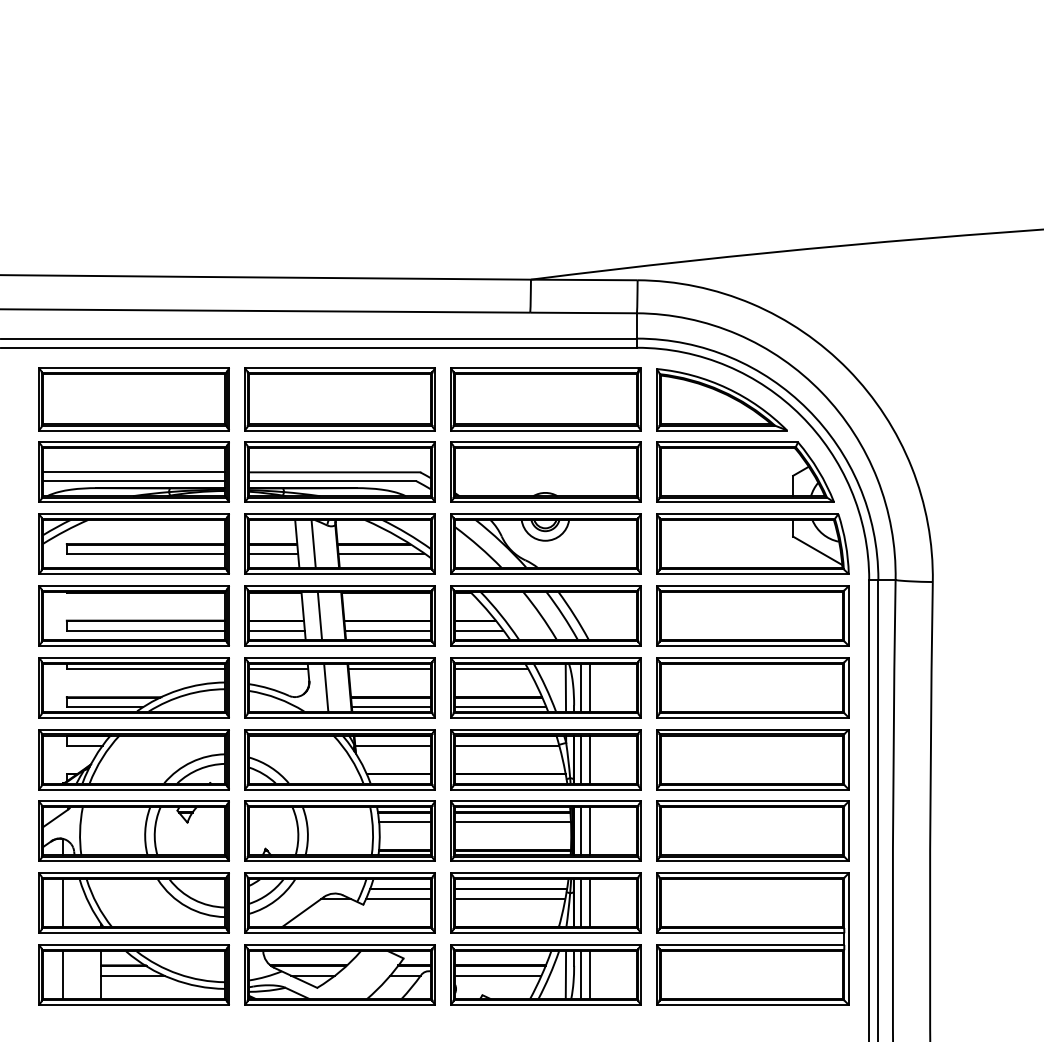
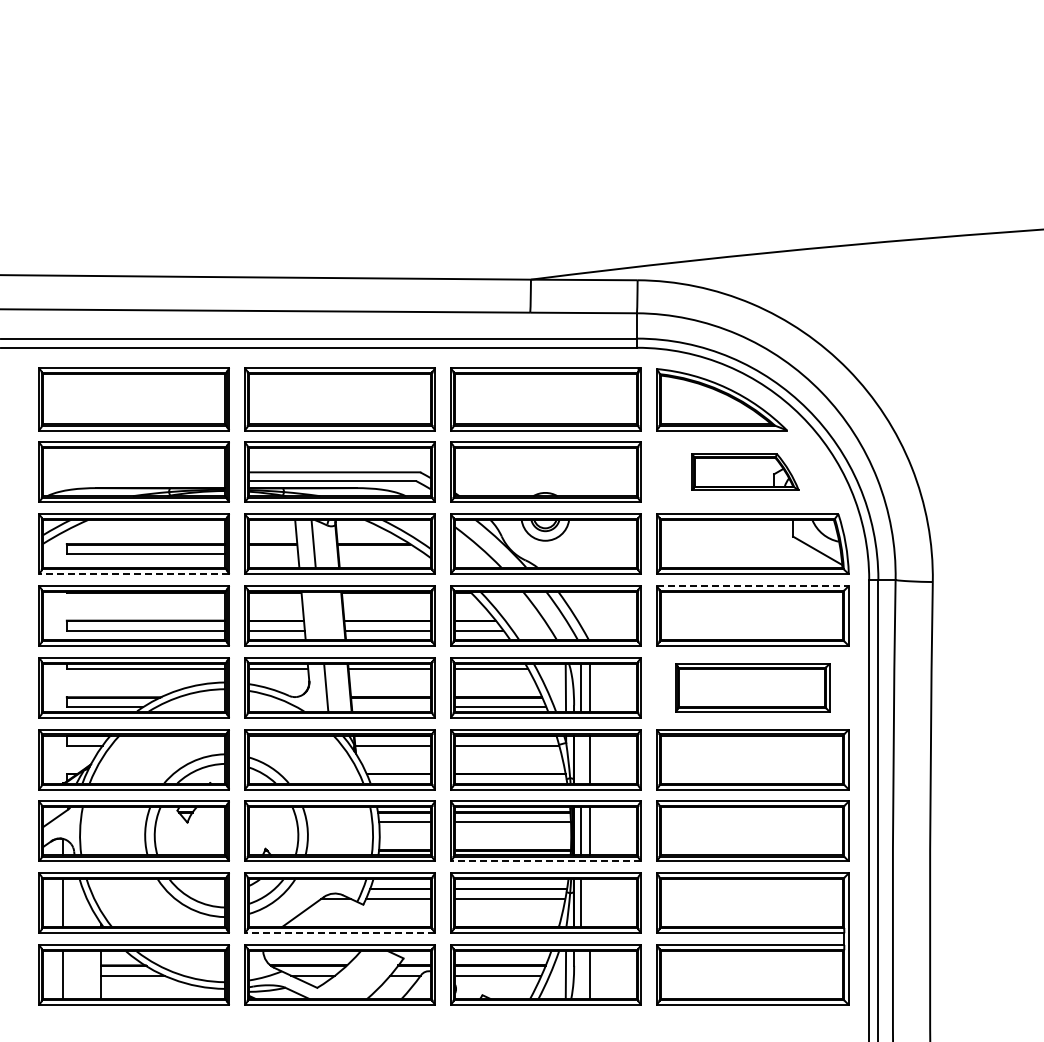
part size: 179x62 px -> 109x38 px (745, 471)
line: present -> none (134, 472)
line: present -> none (134, 481)
line: present -> none (273, 554)
line: present -> none (381, 554)
line: solid -> dashed (133, 574)
line: solid -> dashed (753, 585)
line: present -> none (319, 615)
part size: 194x62 px -> 156x50 px (752, 687)
line: present -> none (391, 707)
line: present -> none (580, 759)
line: solid -> dashed (545, 861)
line: present -> none (590, 903)
line: solid -> dashed (339, 933)
line: present -> none (580, 974)
